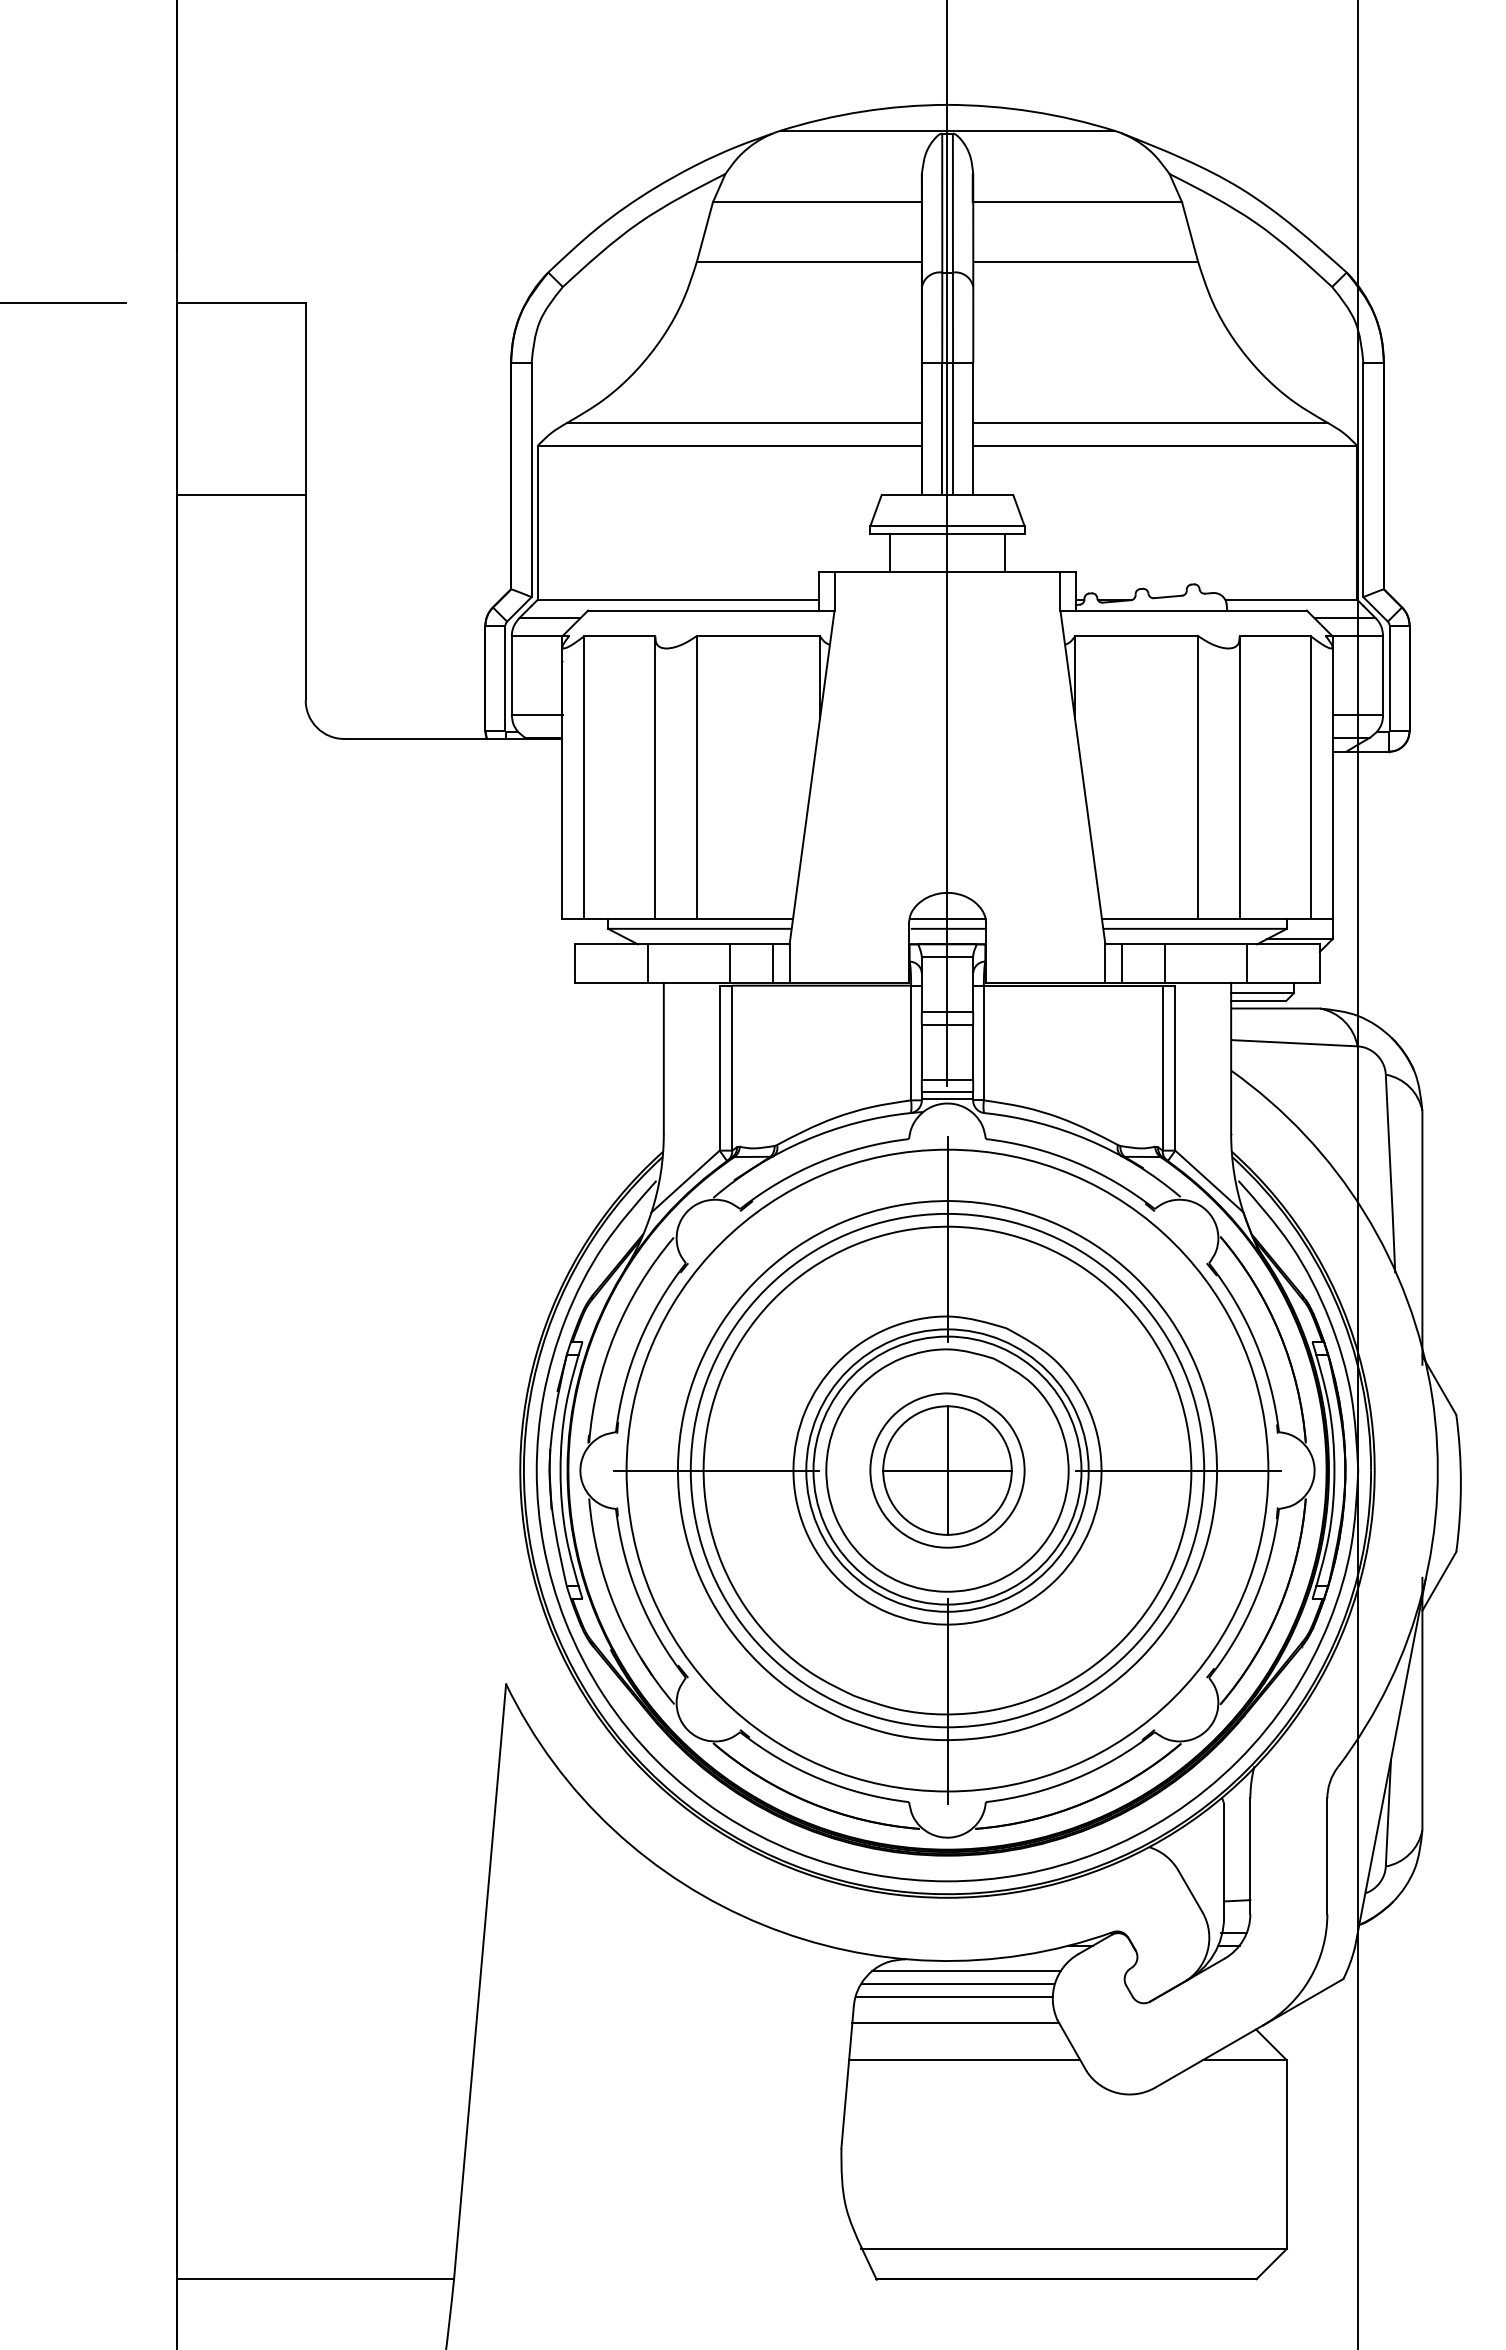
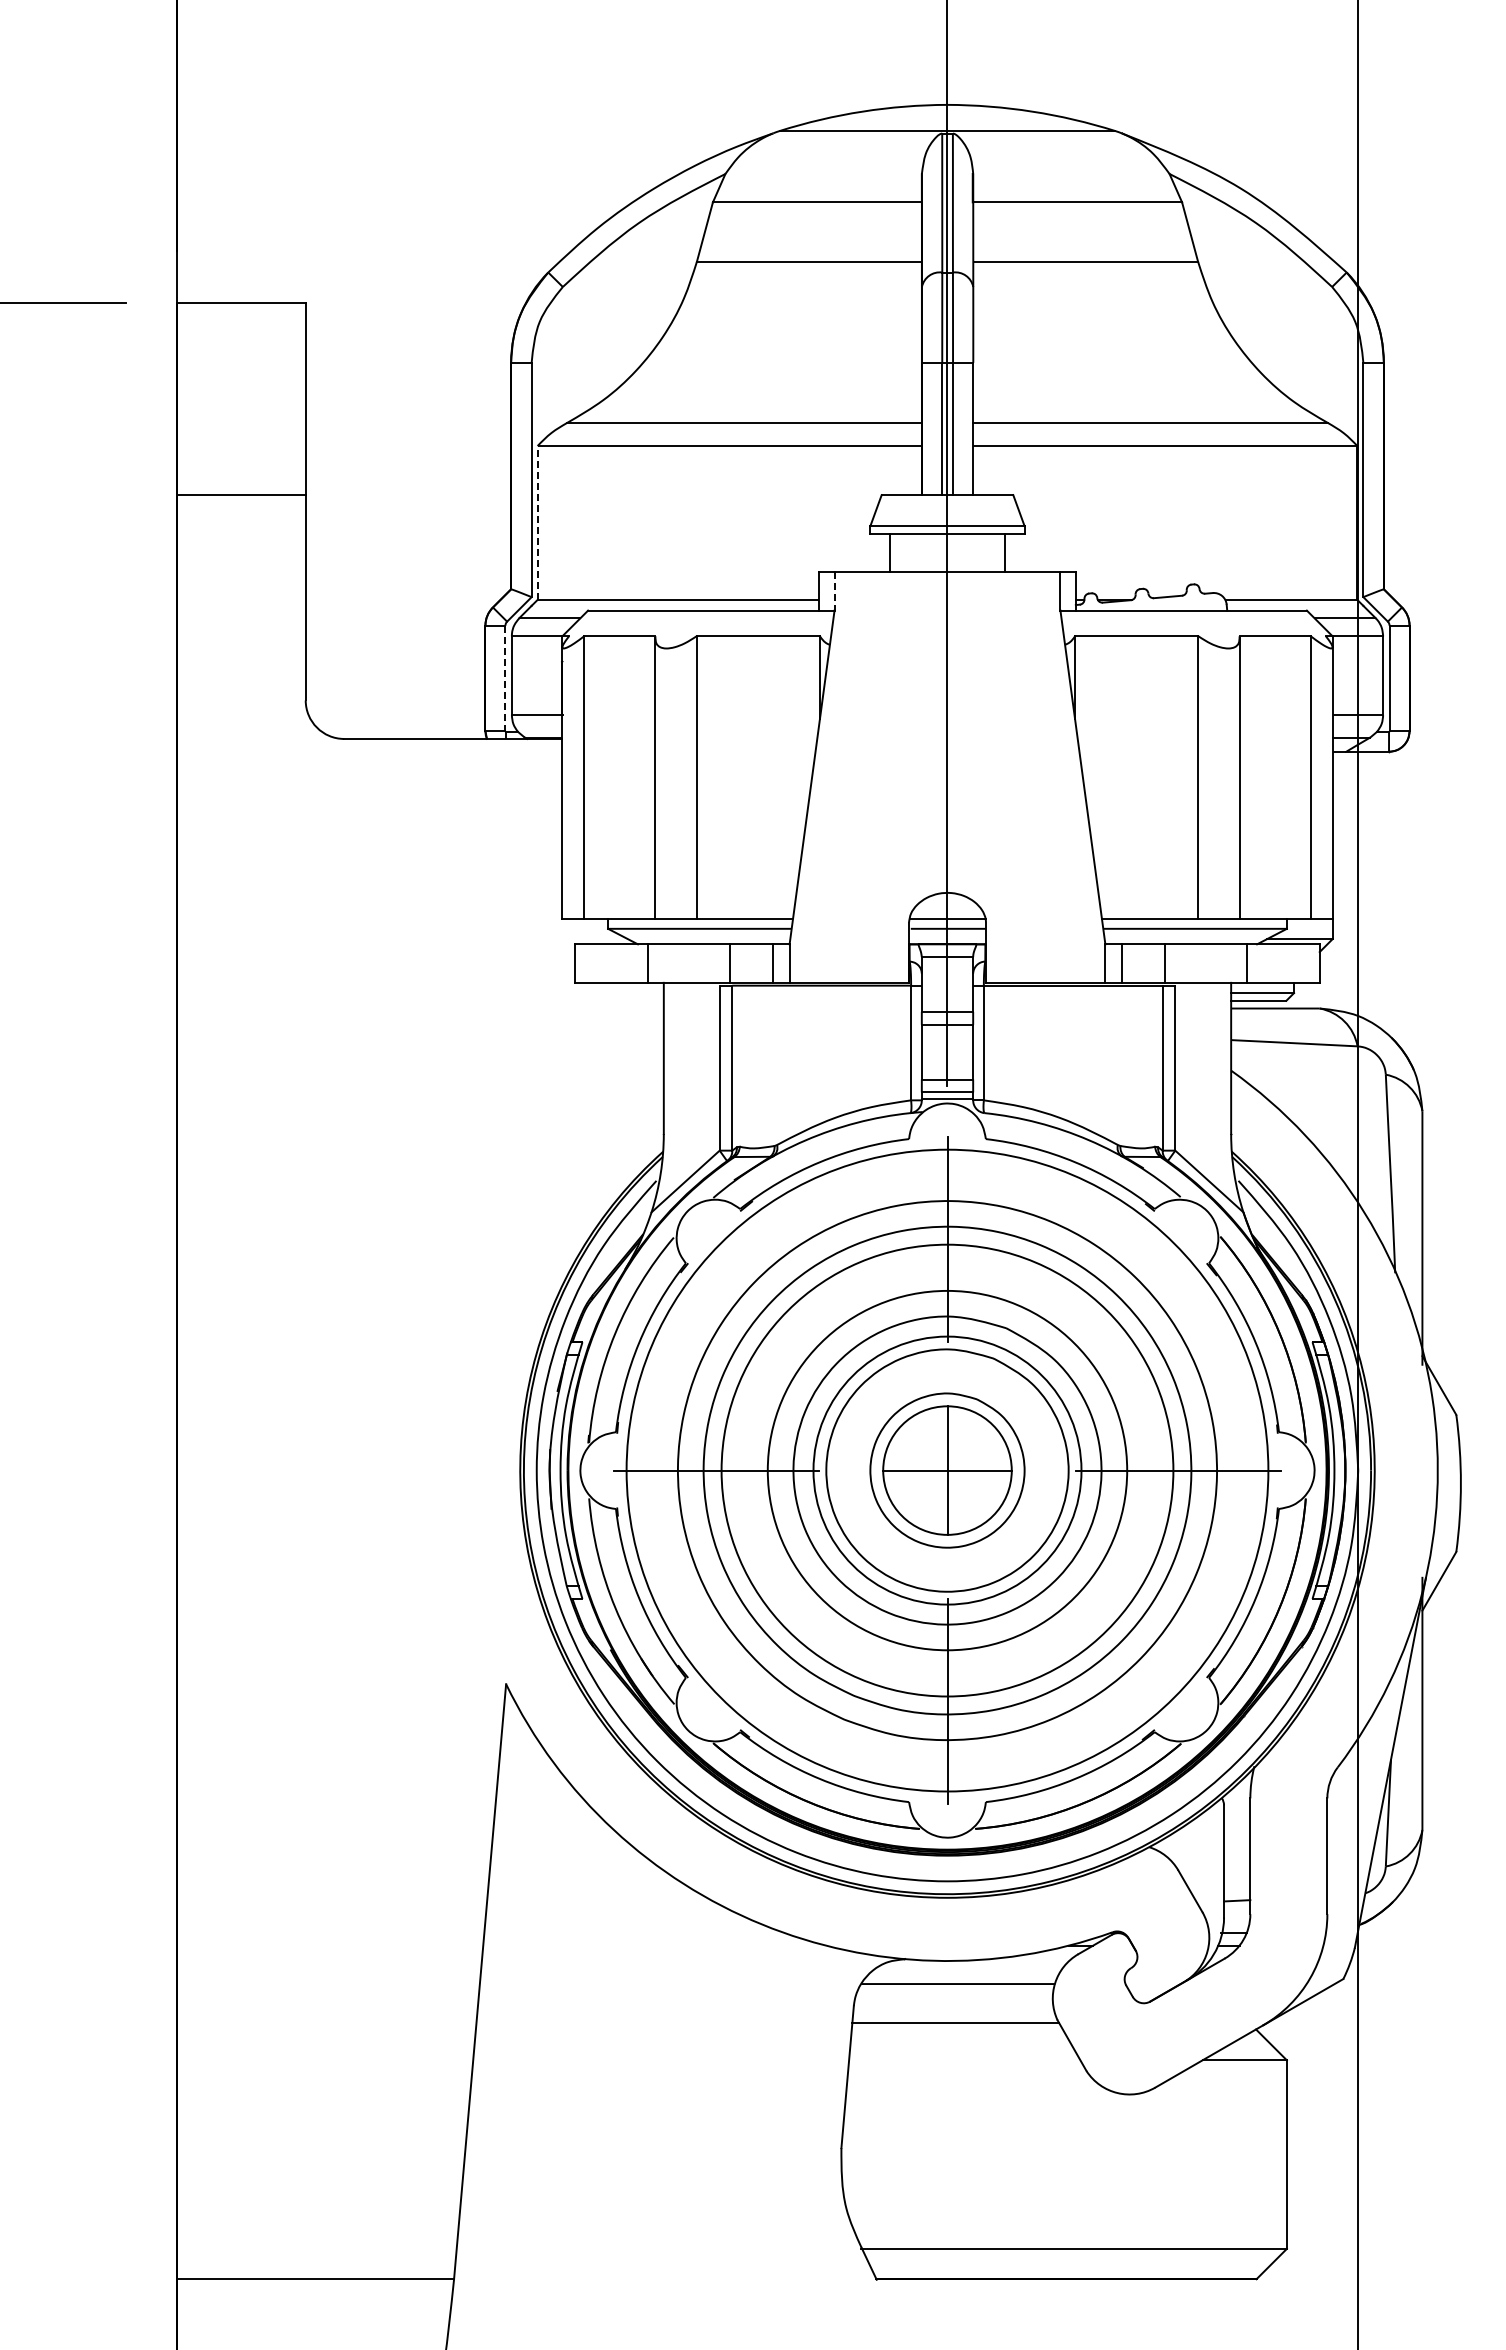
line: solid -> dashed (537, 523)
line: solid -> dashed (834, 591)
line: solid -> dashed (505, 678)
circle diameter: 282 px -> 452 px (947, 1470)
circle diameter: 513 px -> 359 px (947, 1470)
line: present -> none (965, 1971)
line: present -> none (953, 1996)
line: present -> none (964, 2060)
